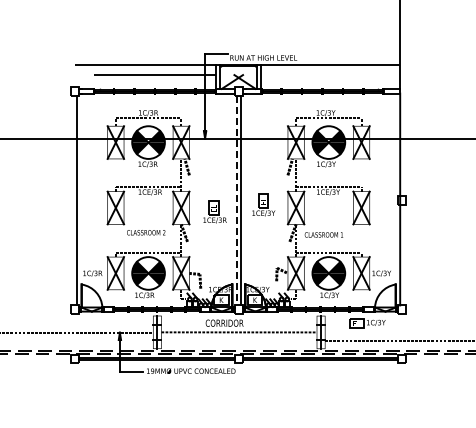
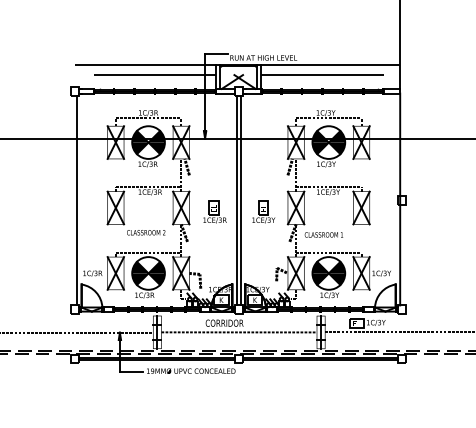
line: none -> present (322, 75)
line: dashed -> solid (236, 200)
part position: (263, 204) -> (263, 211) (263, 211)
line position: (398, 341) -> (398, 332) (398, 332)
